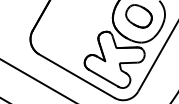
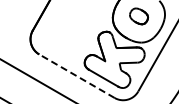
part size: 28x25 px -> 20x19 px (138, 16)
line: solid -> dashed (76, 76)
